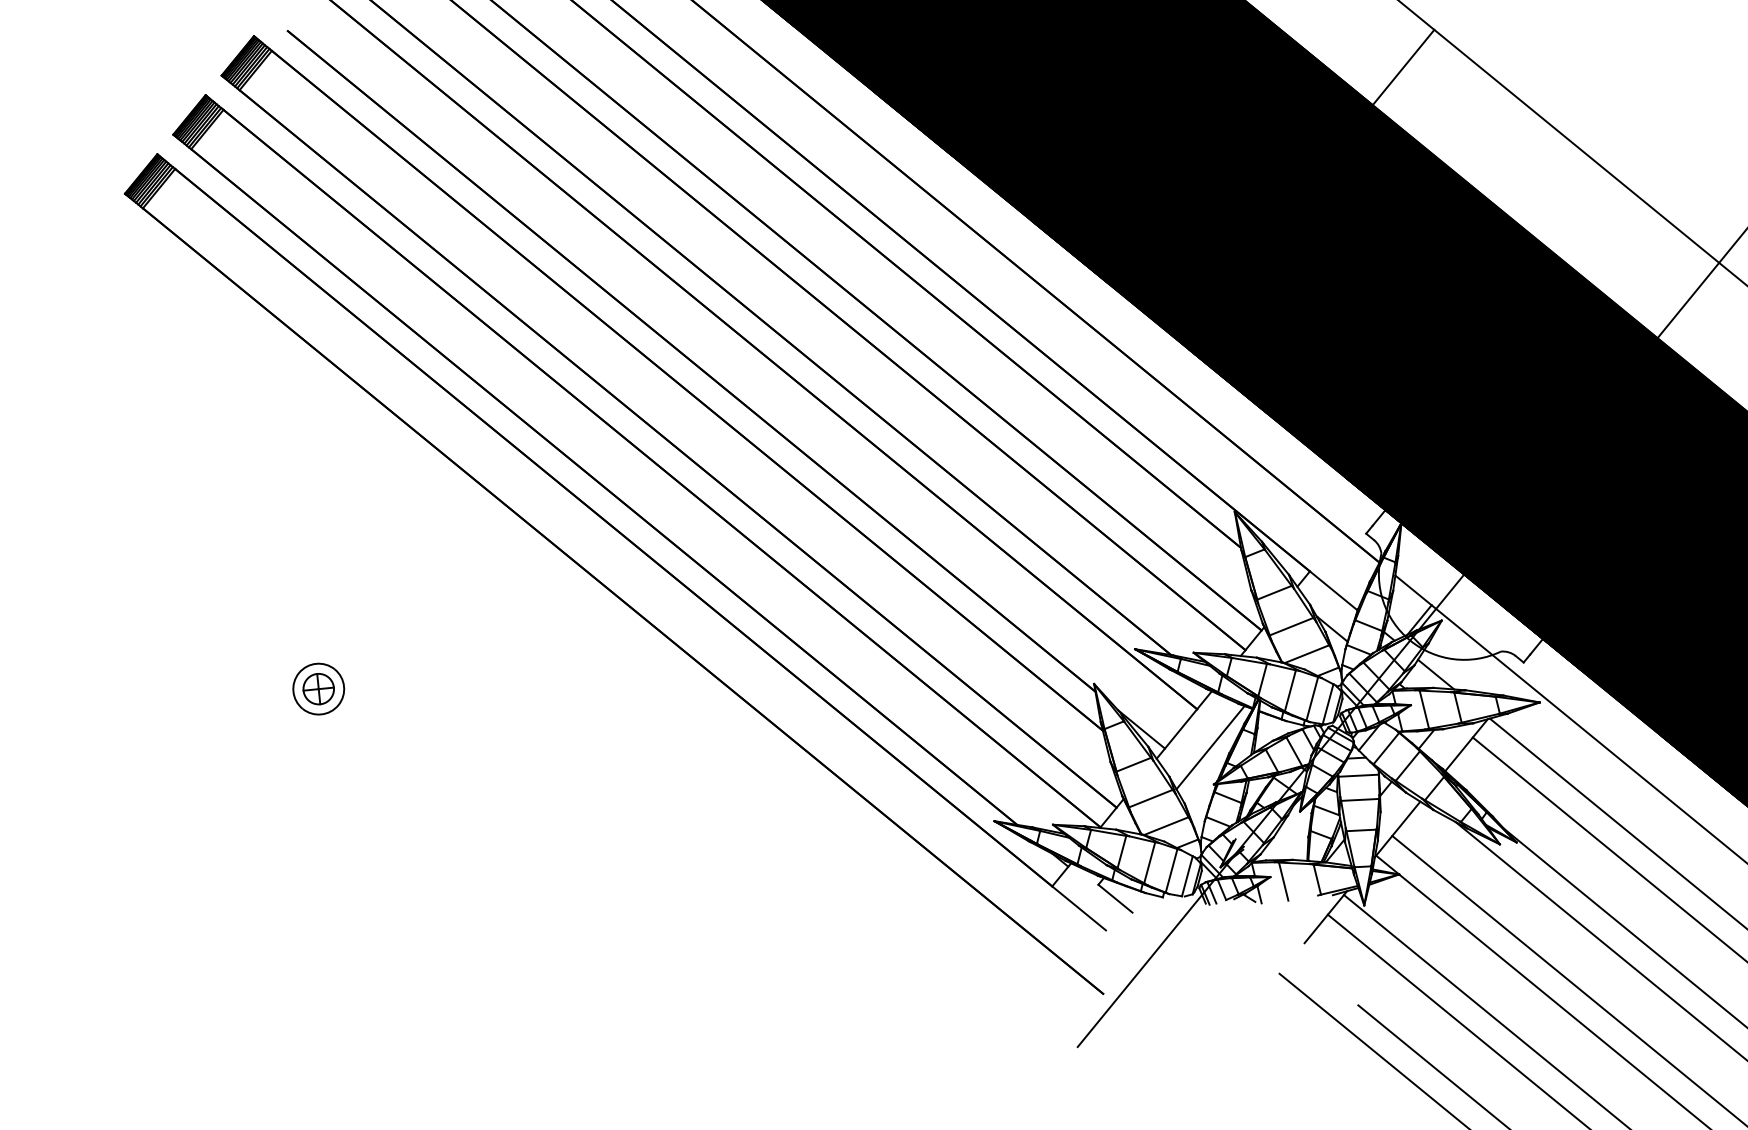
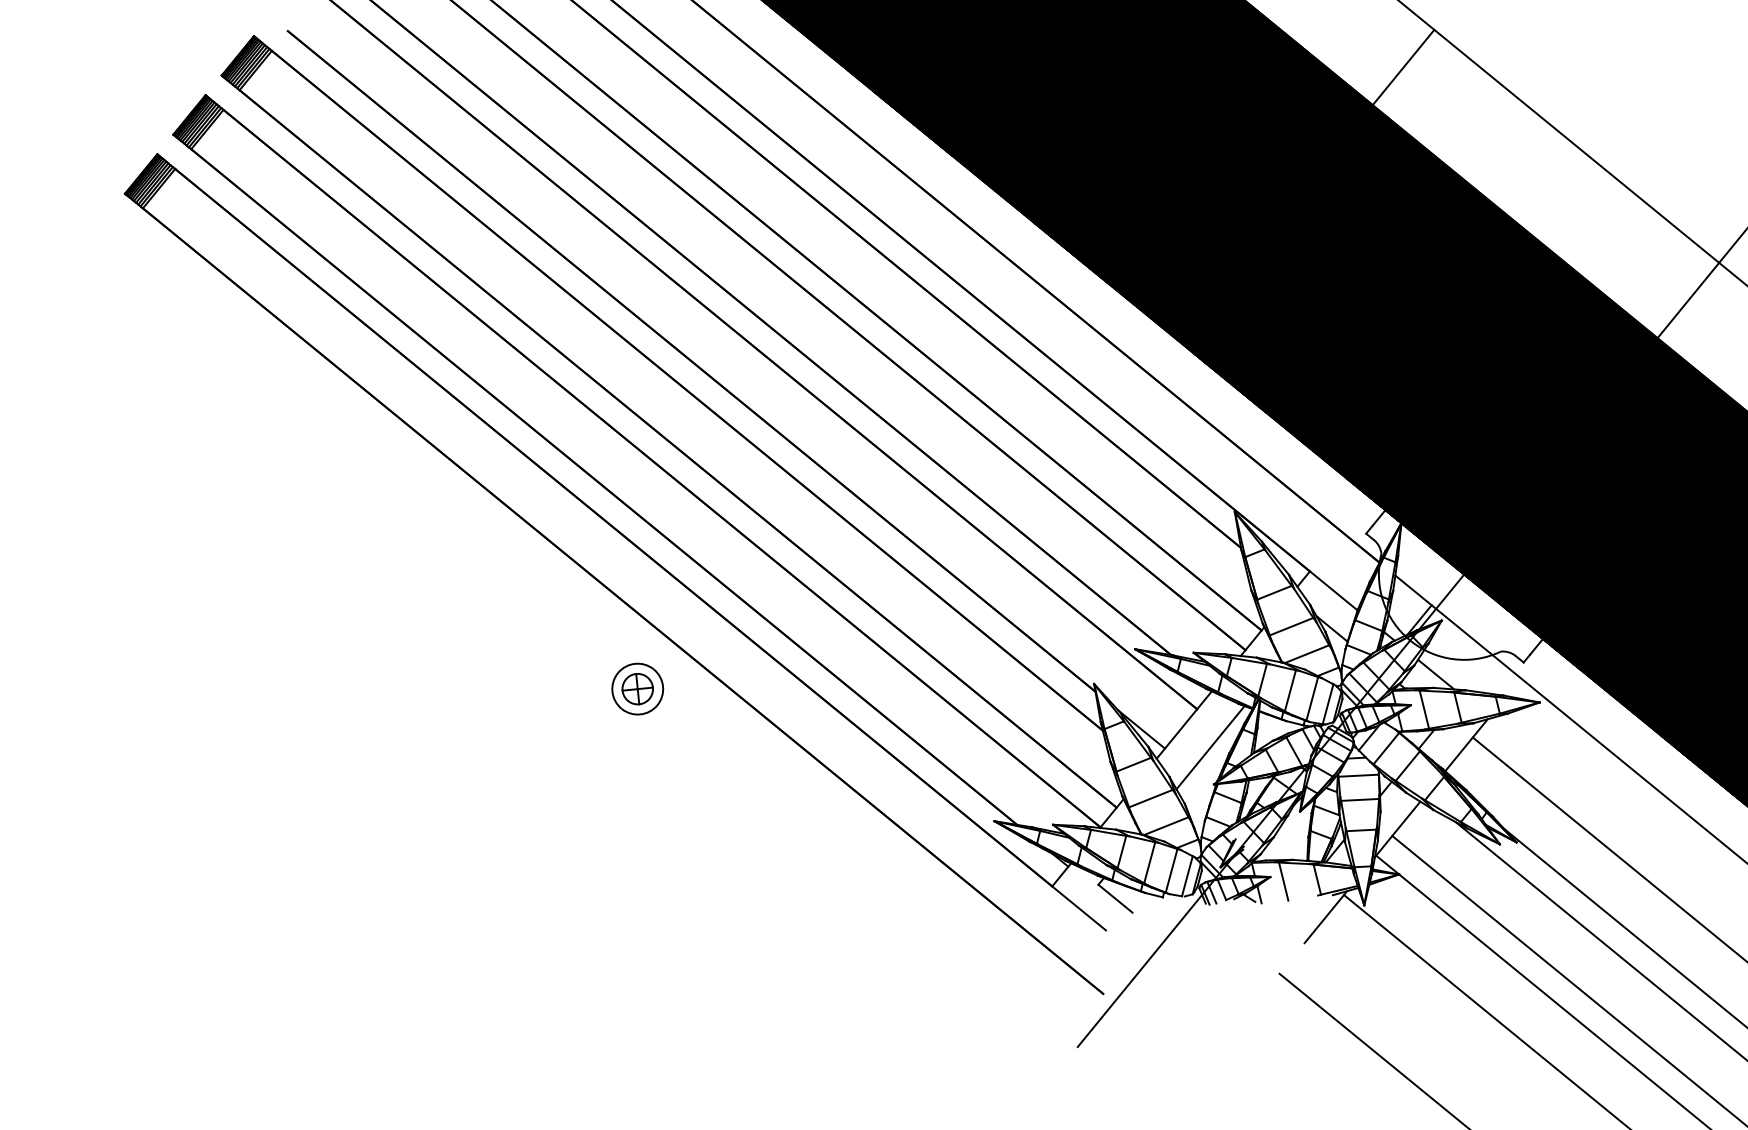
part position: (318, 688) -> (637, 688) (637, 688)
line: present -> none (1616, 822)
line: present -> none (1457, 1020)
line: present -> none (1432, 1065)
